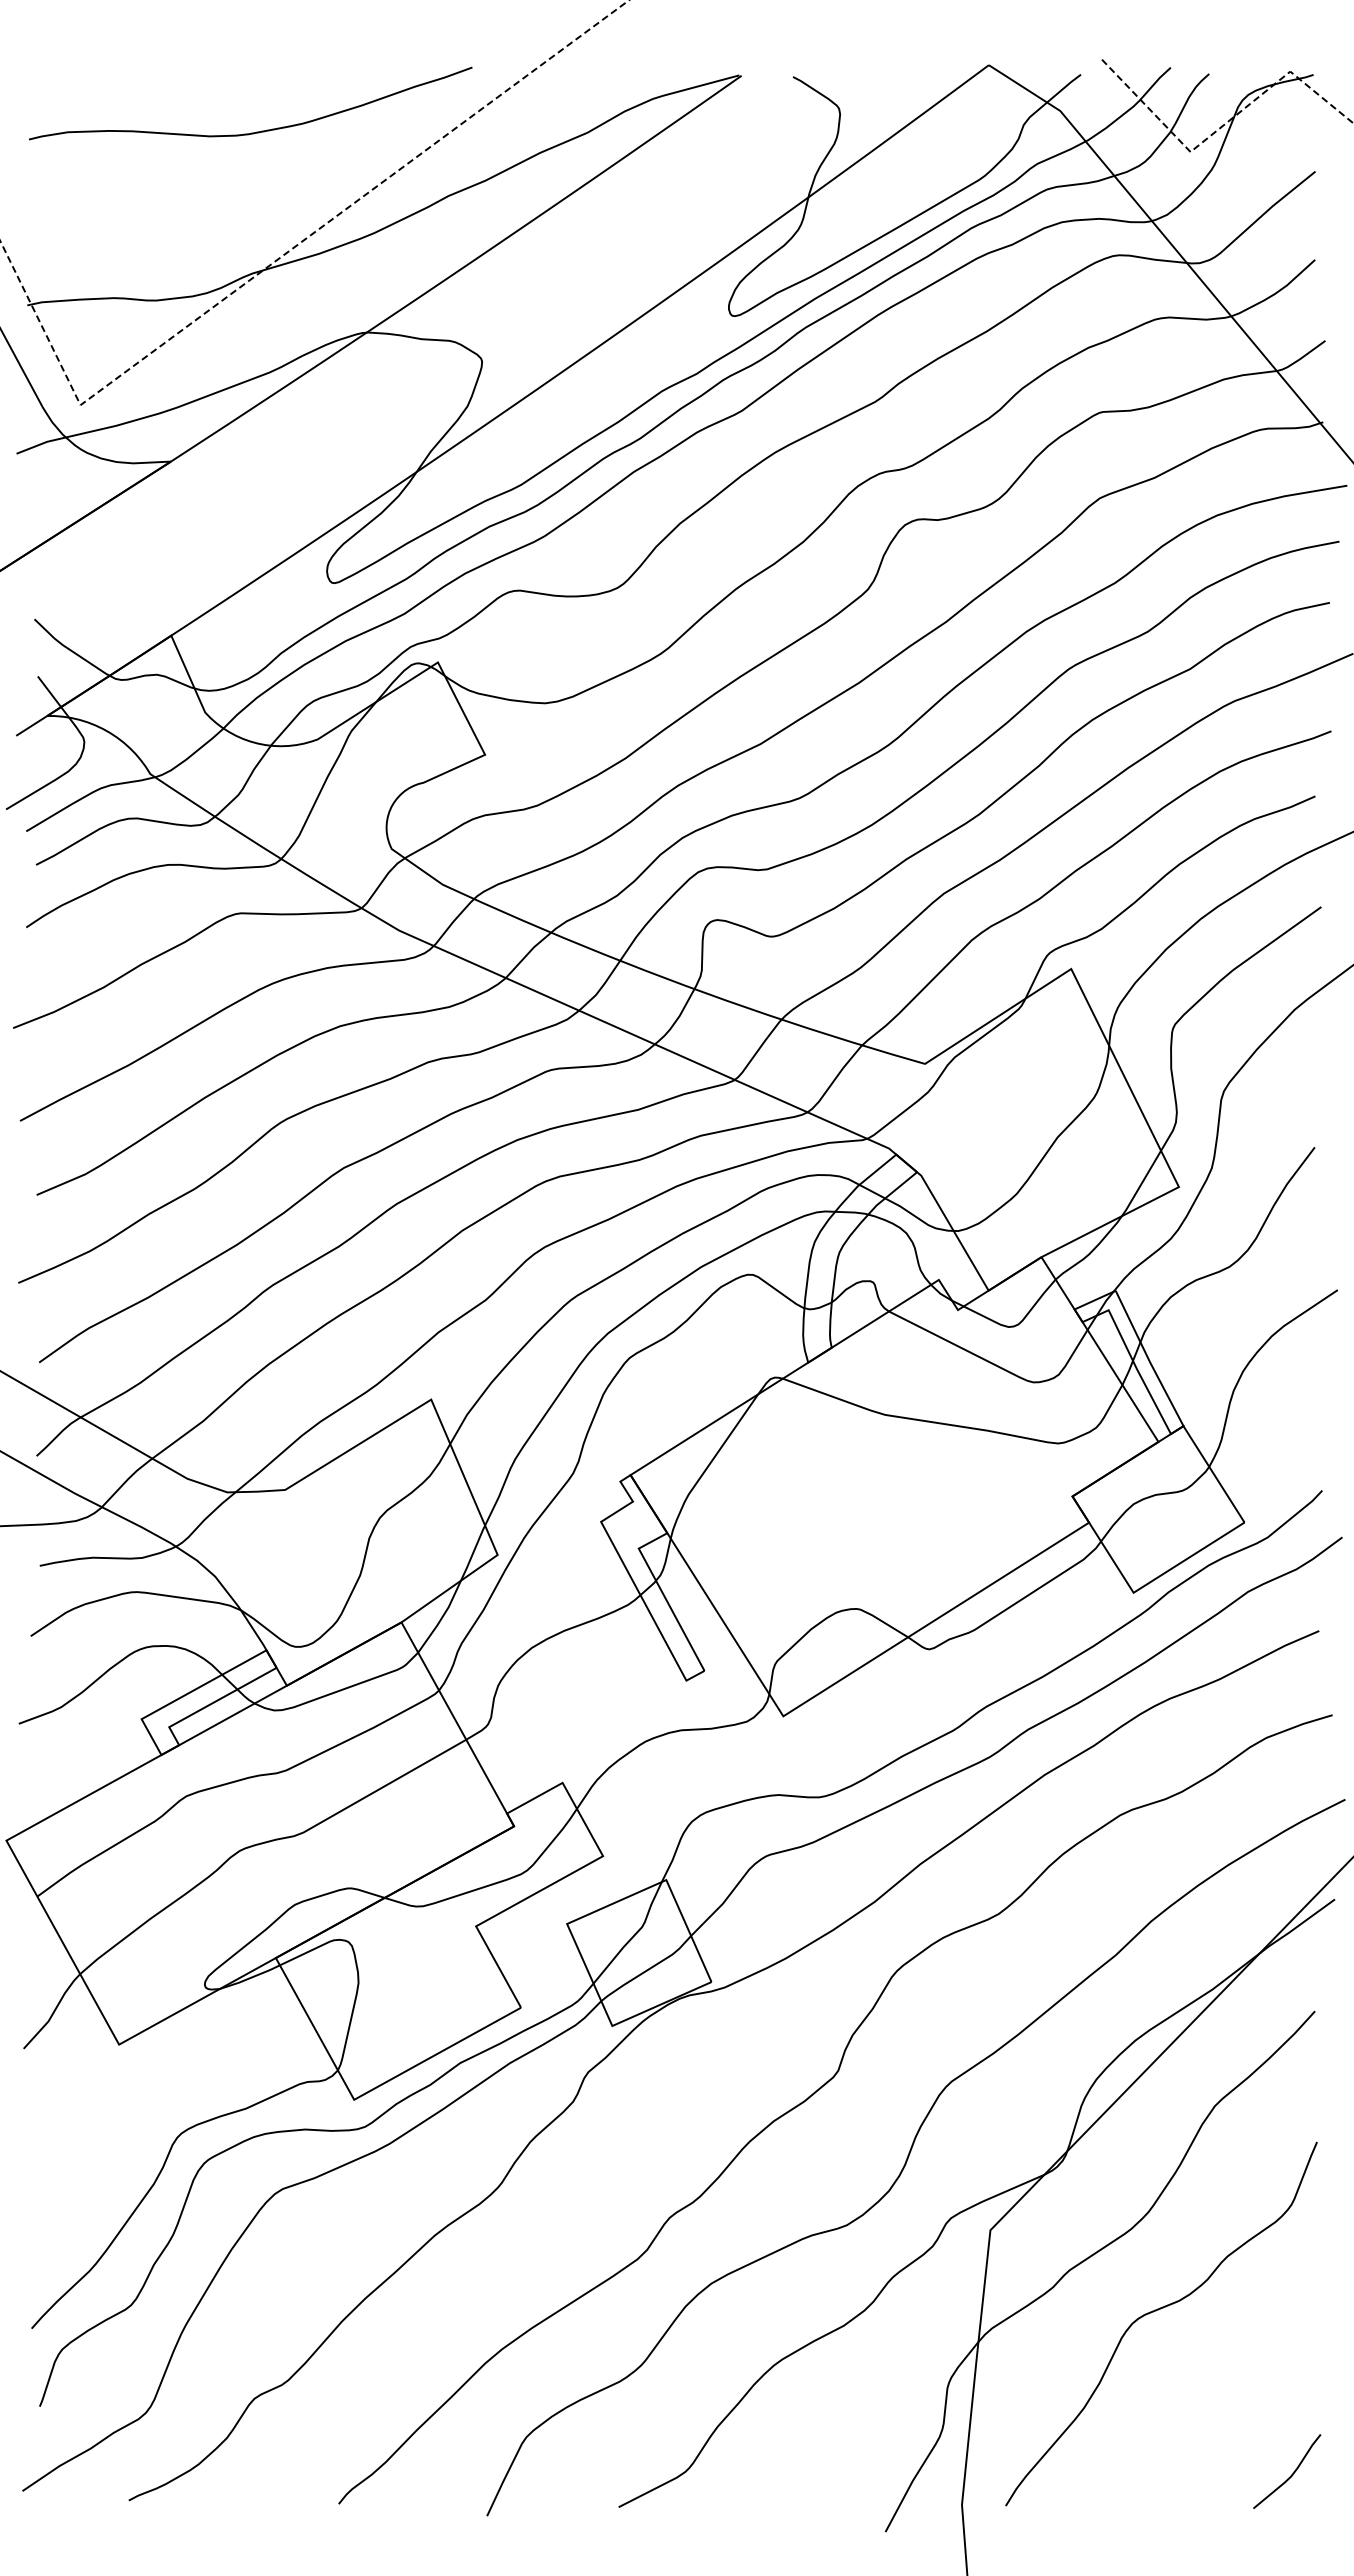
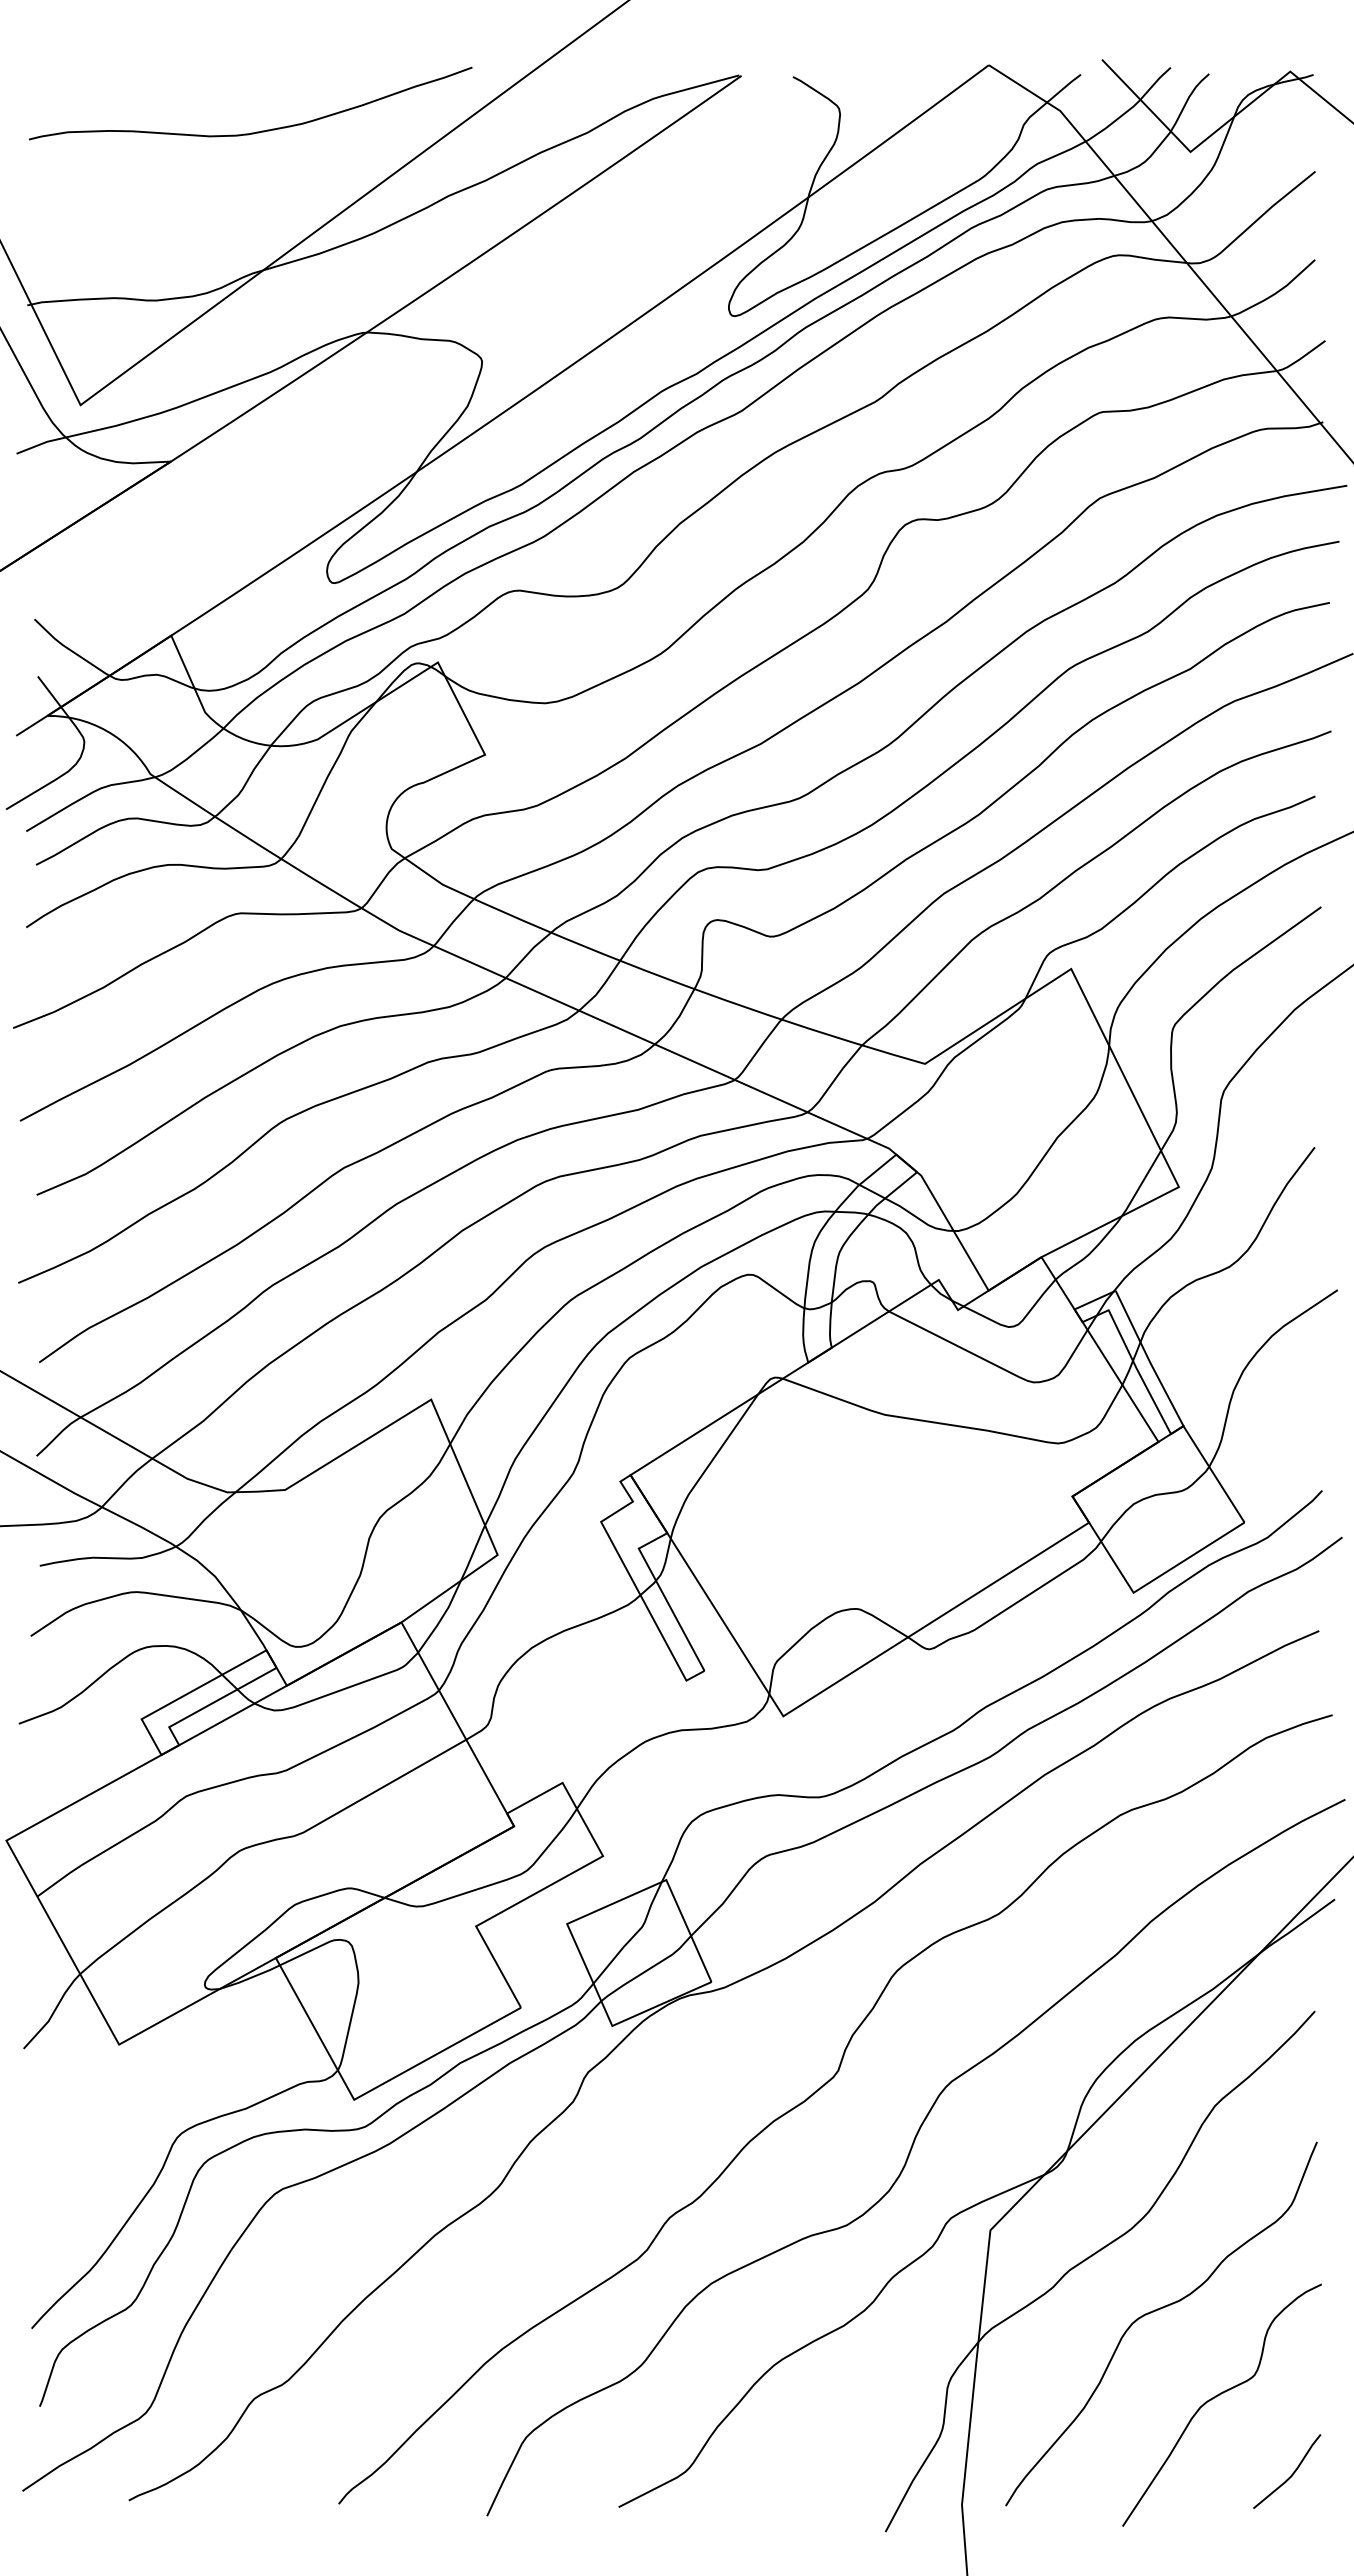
line: dashed -> solid (1223, 125)
line: dashed -> solid (280, 257)
curve: none -> present (1218, 2396)
